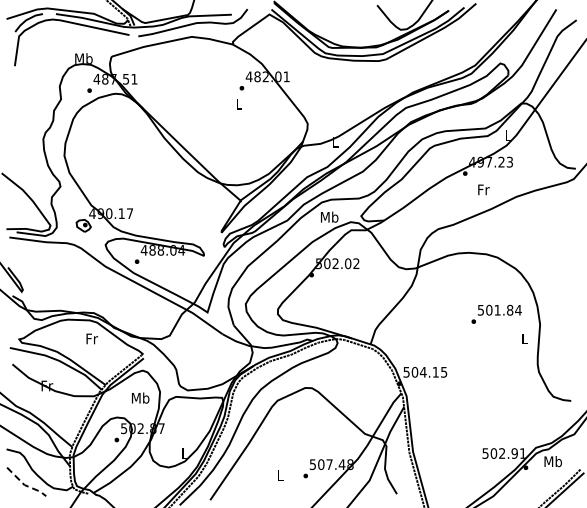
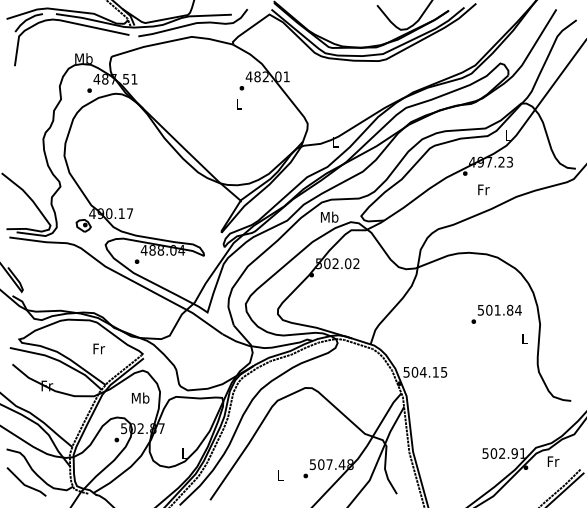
text position: (91, 338) -> (98, 348) (98, 348)
text: Mb -> Fr (552, 461)
line: dashed -> solid (25, 485)
